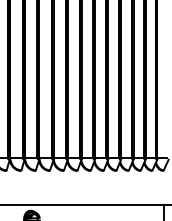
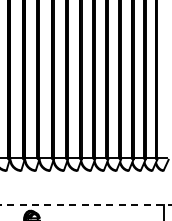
line: solid -> dashed (85, 204)
